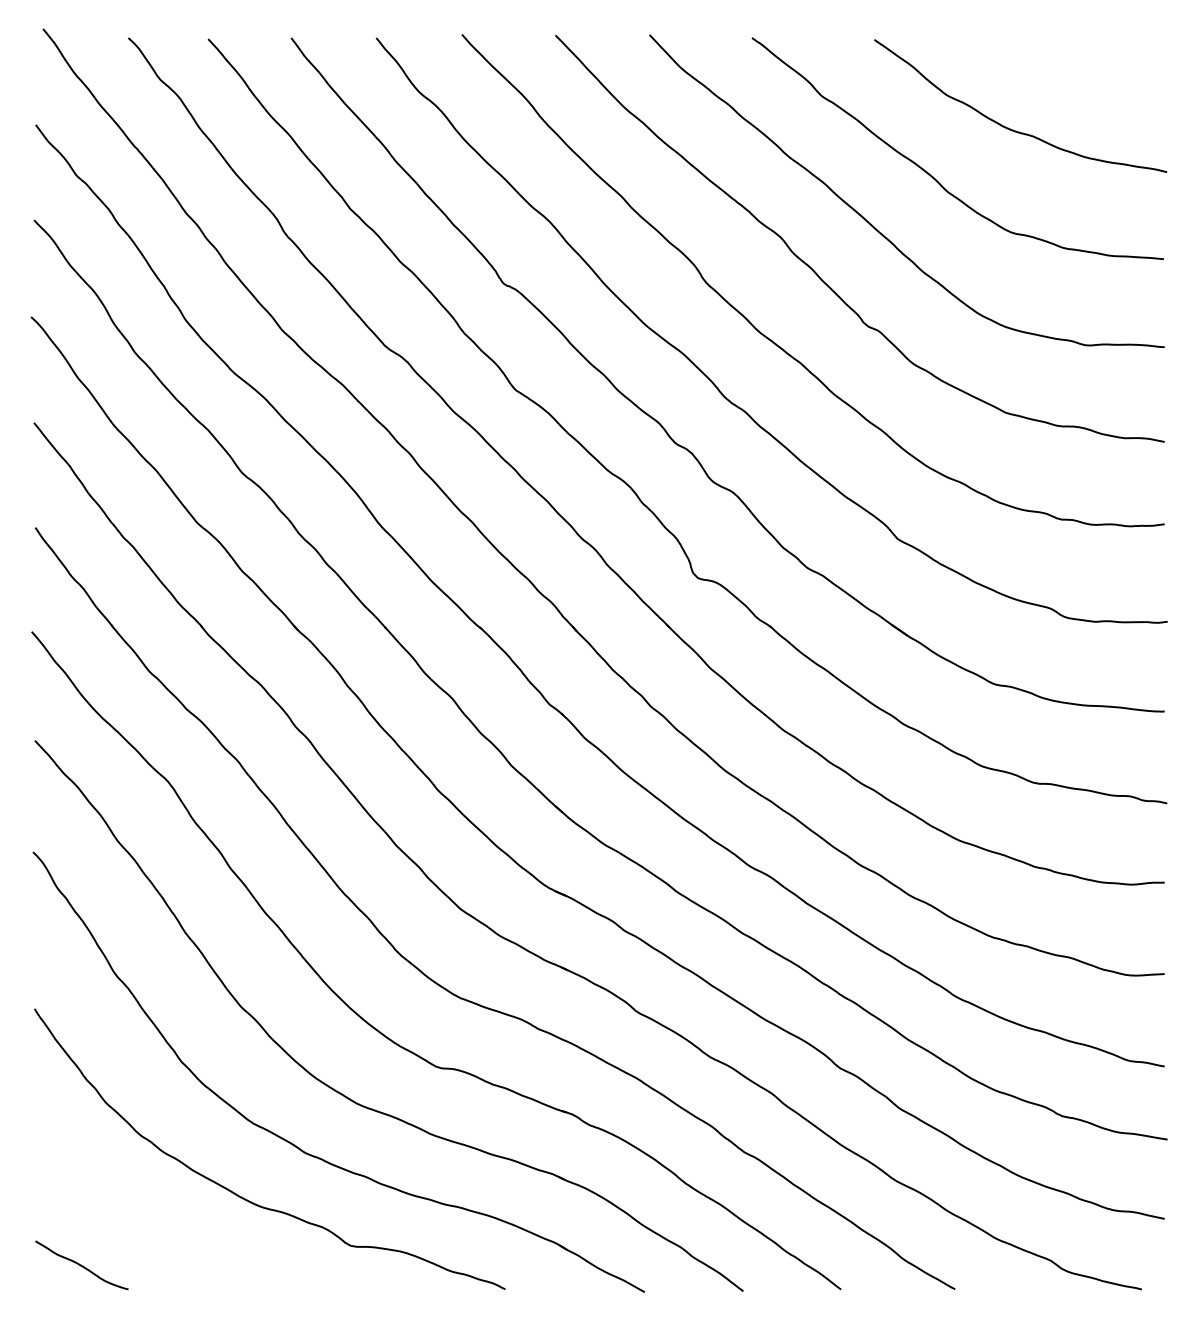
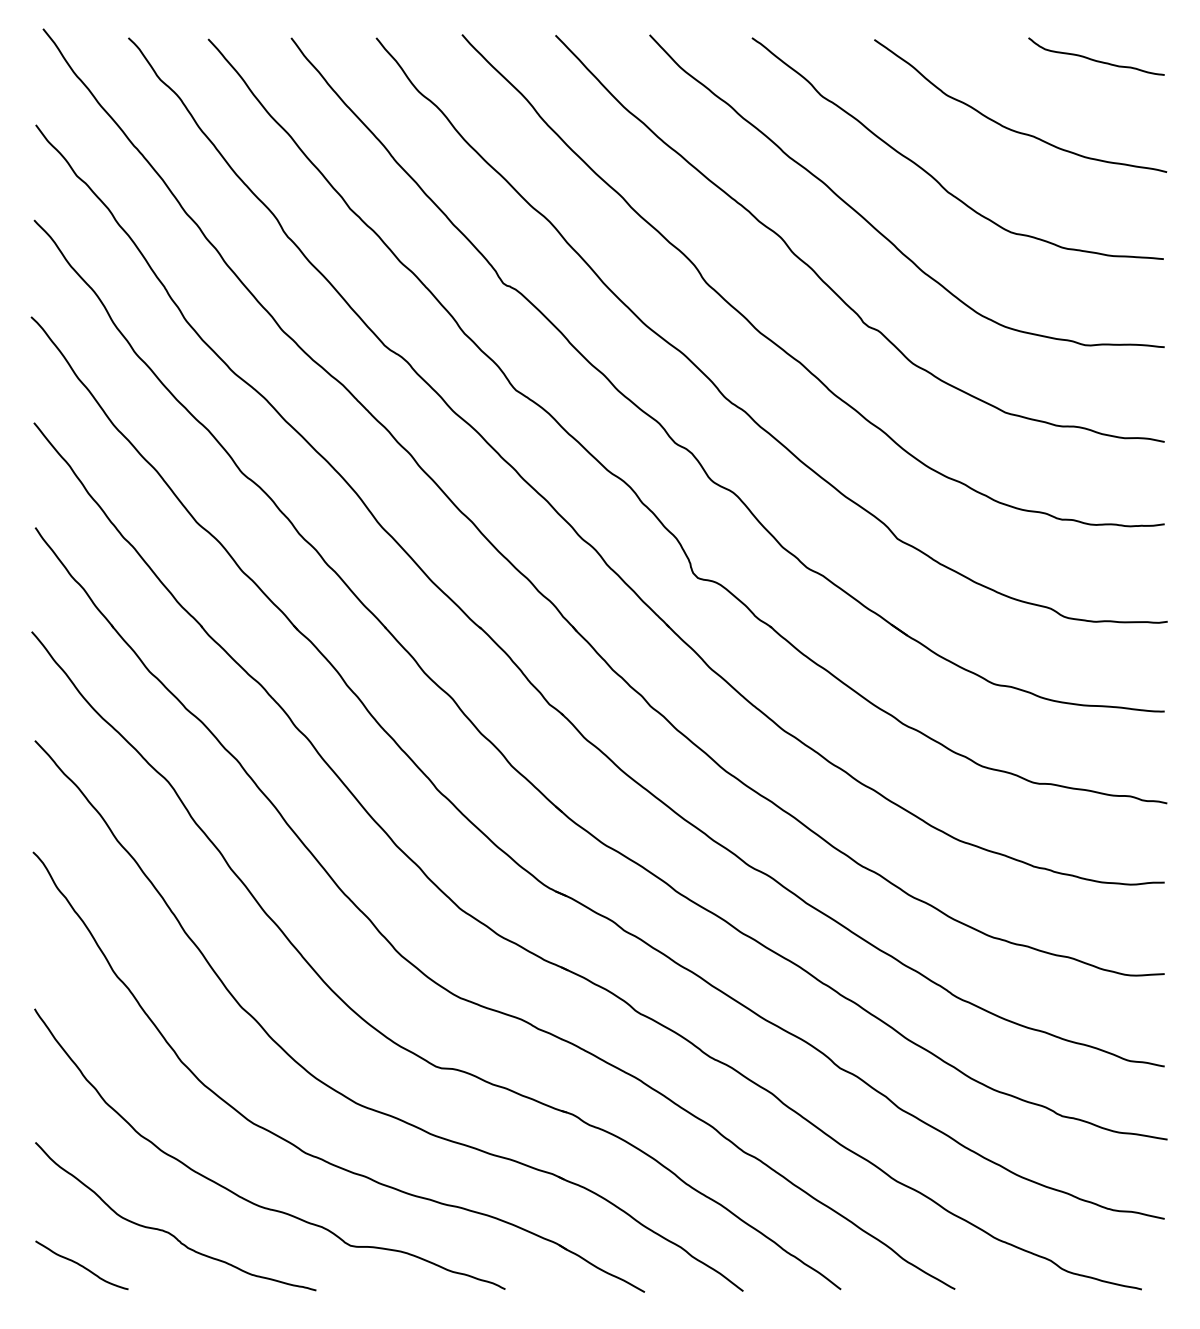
curve: none -> present (1095, 59)
curve: none -> present (168, 1231)
